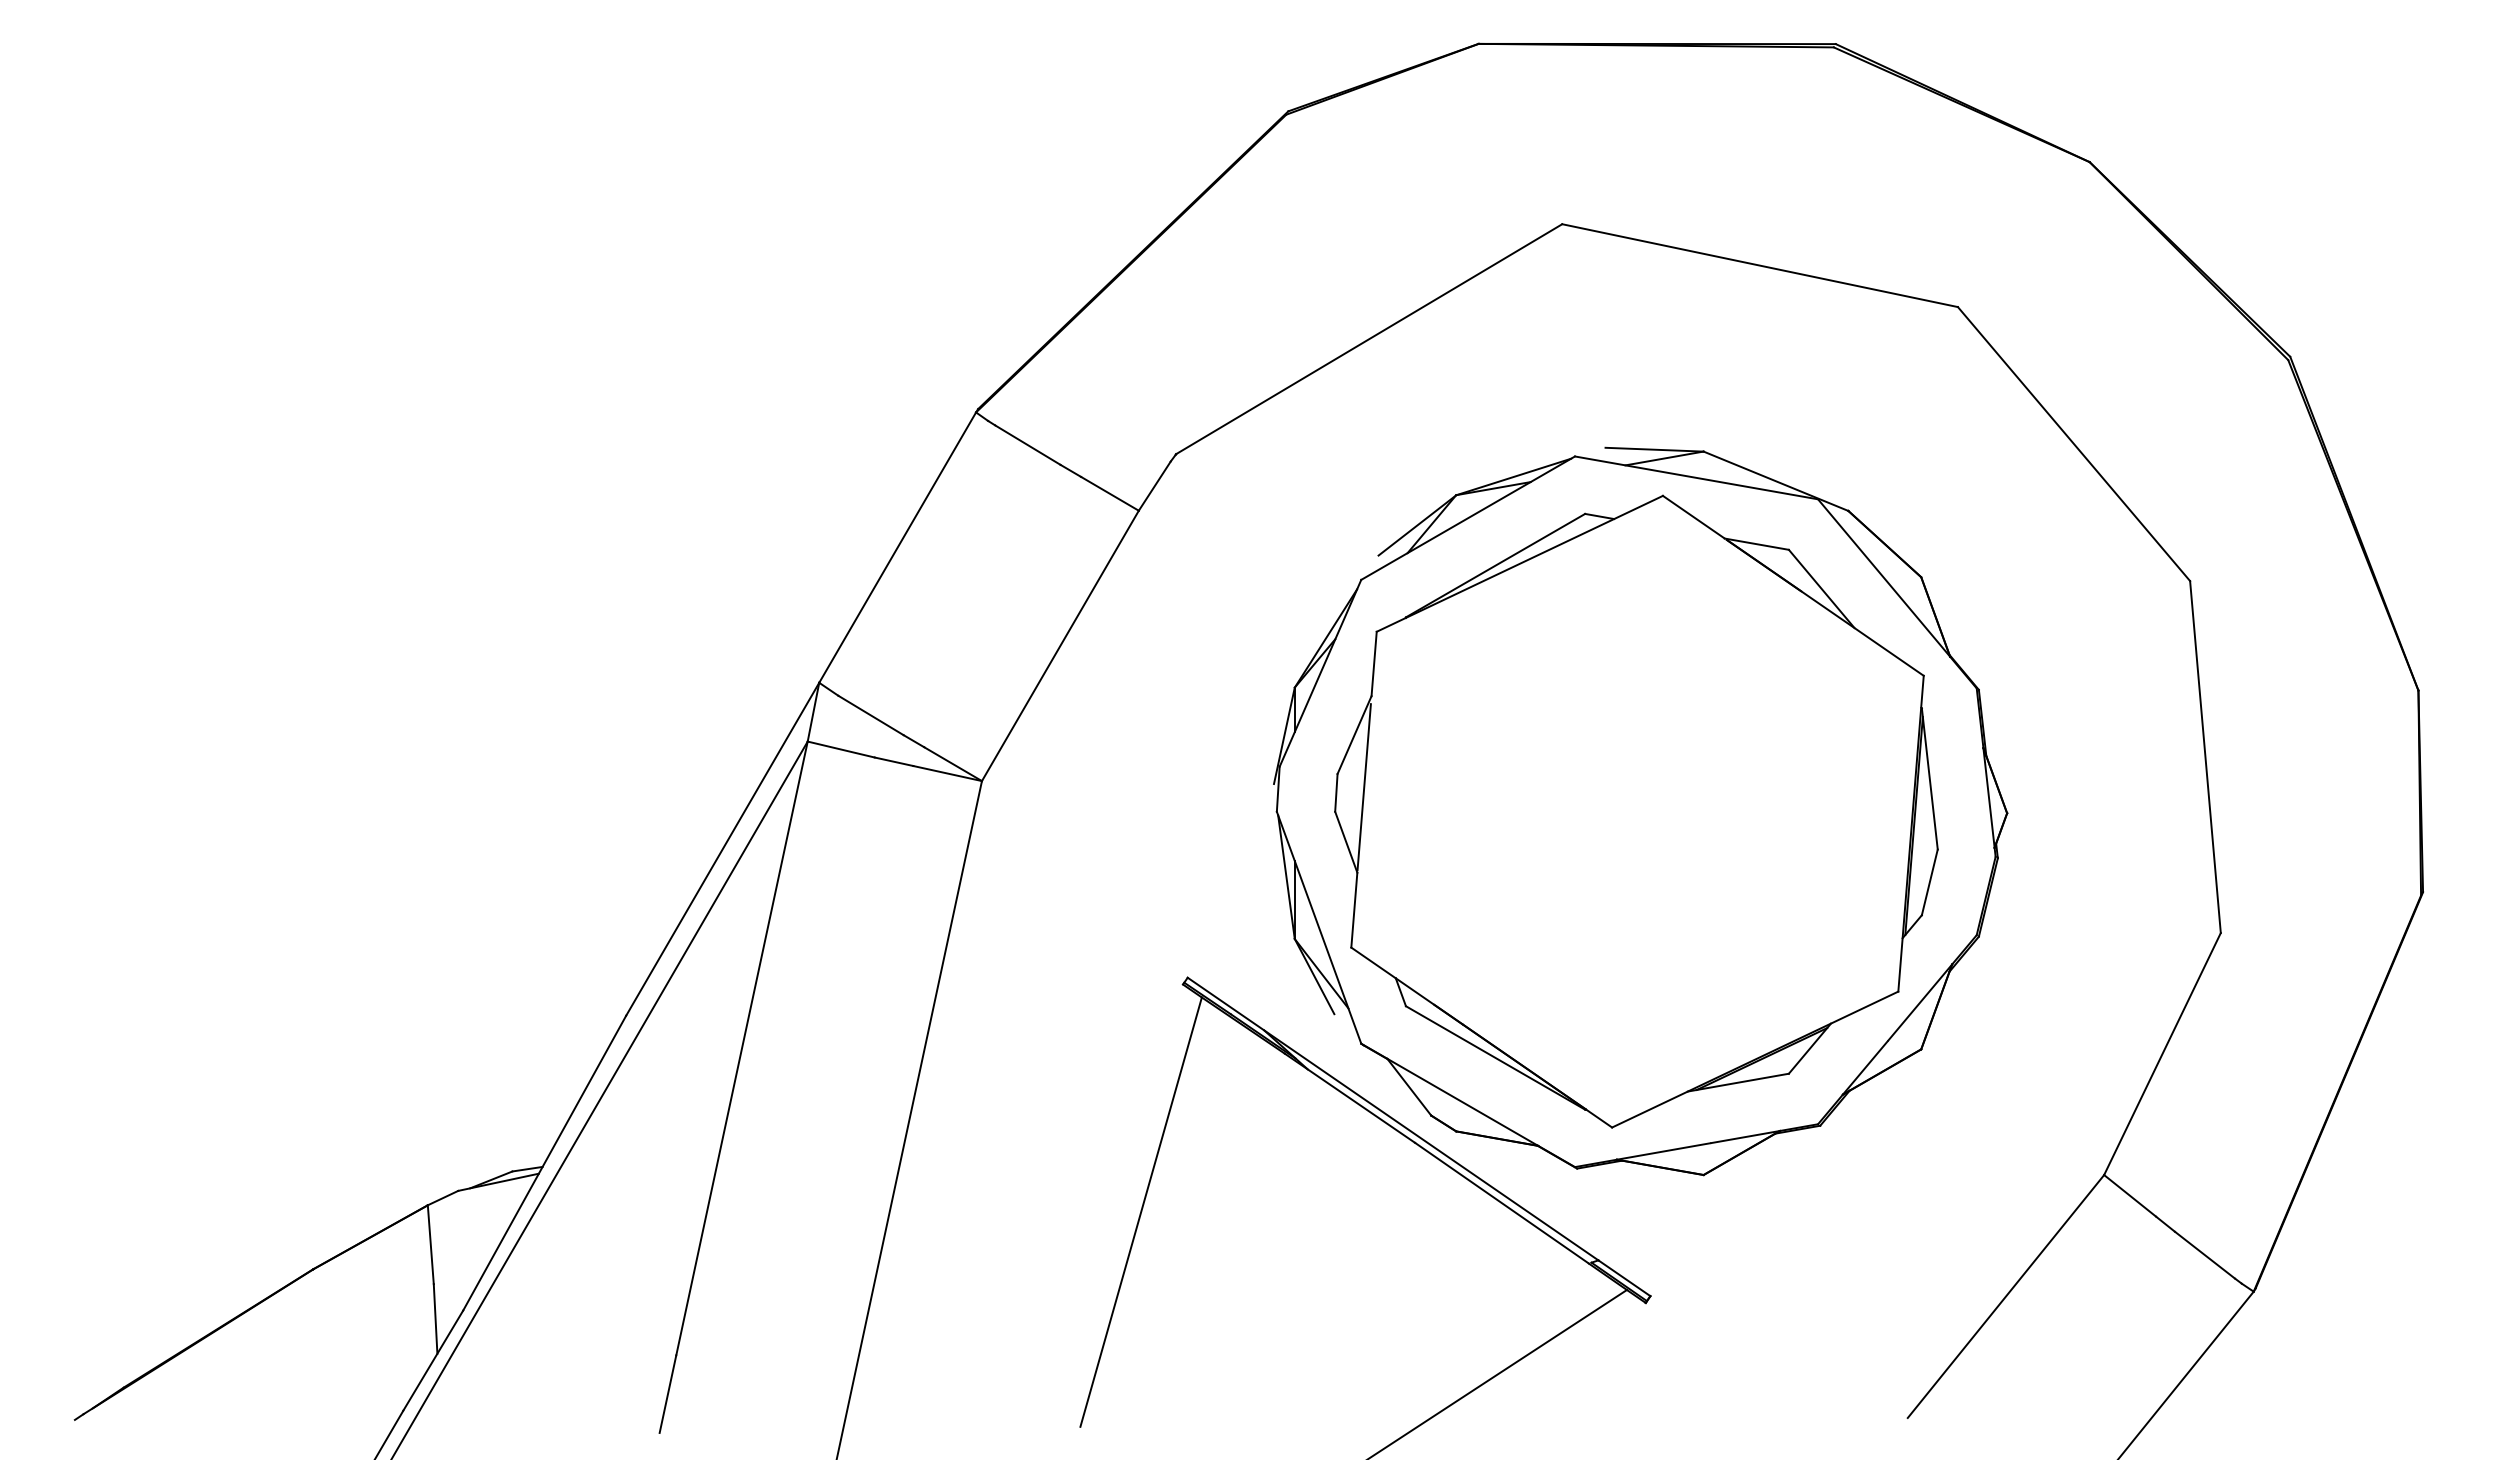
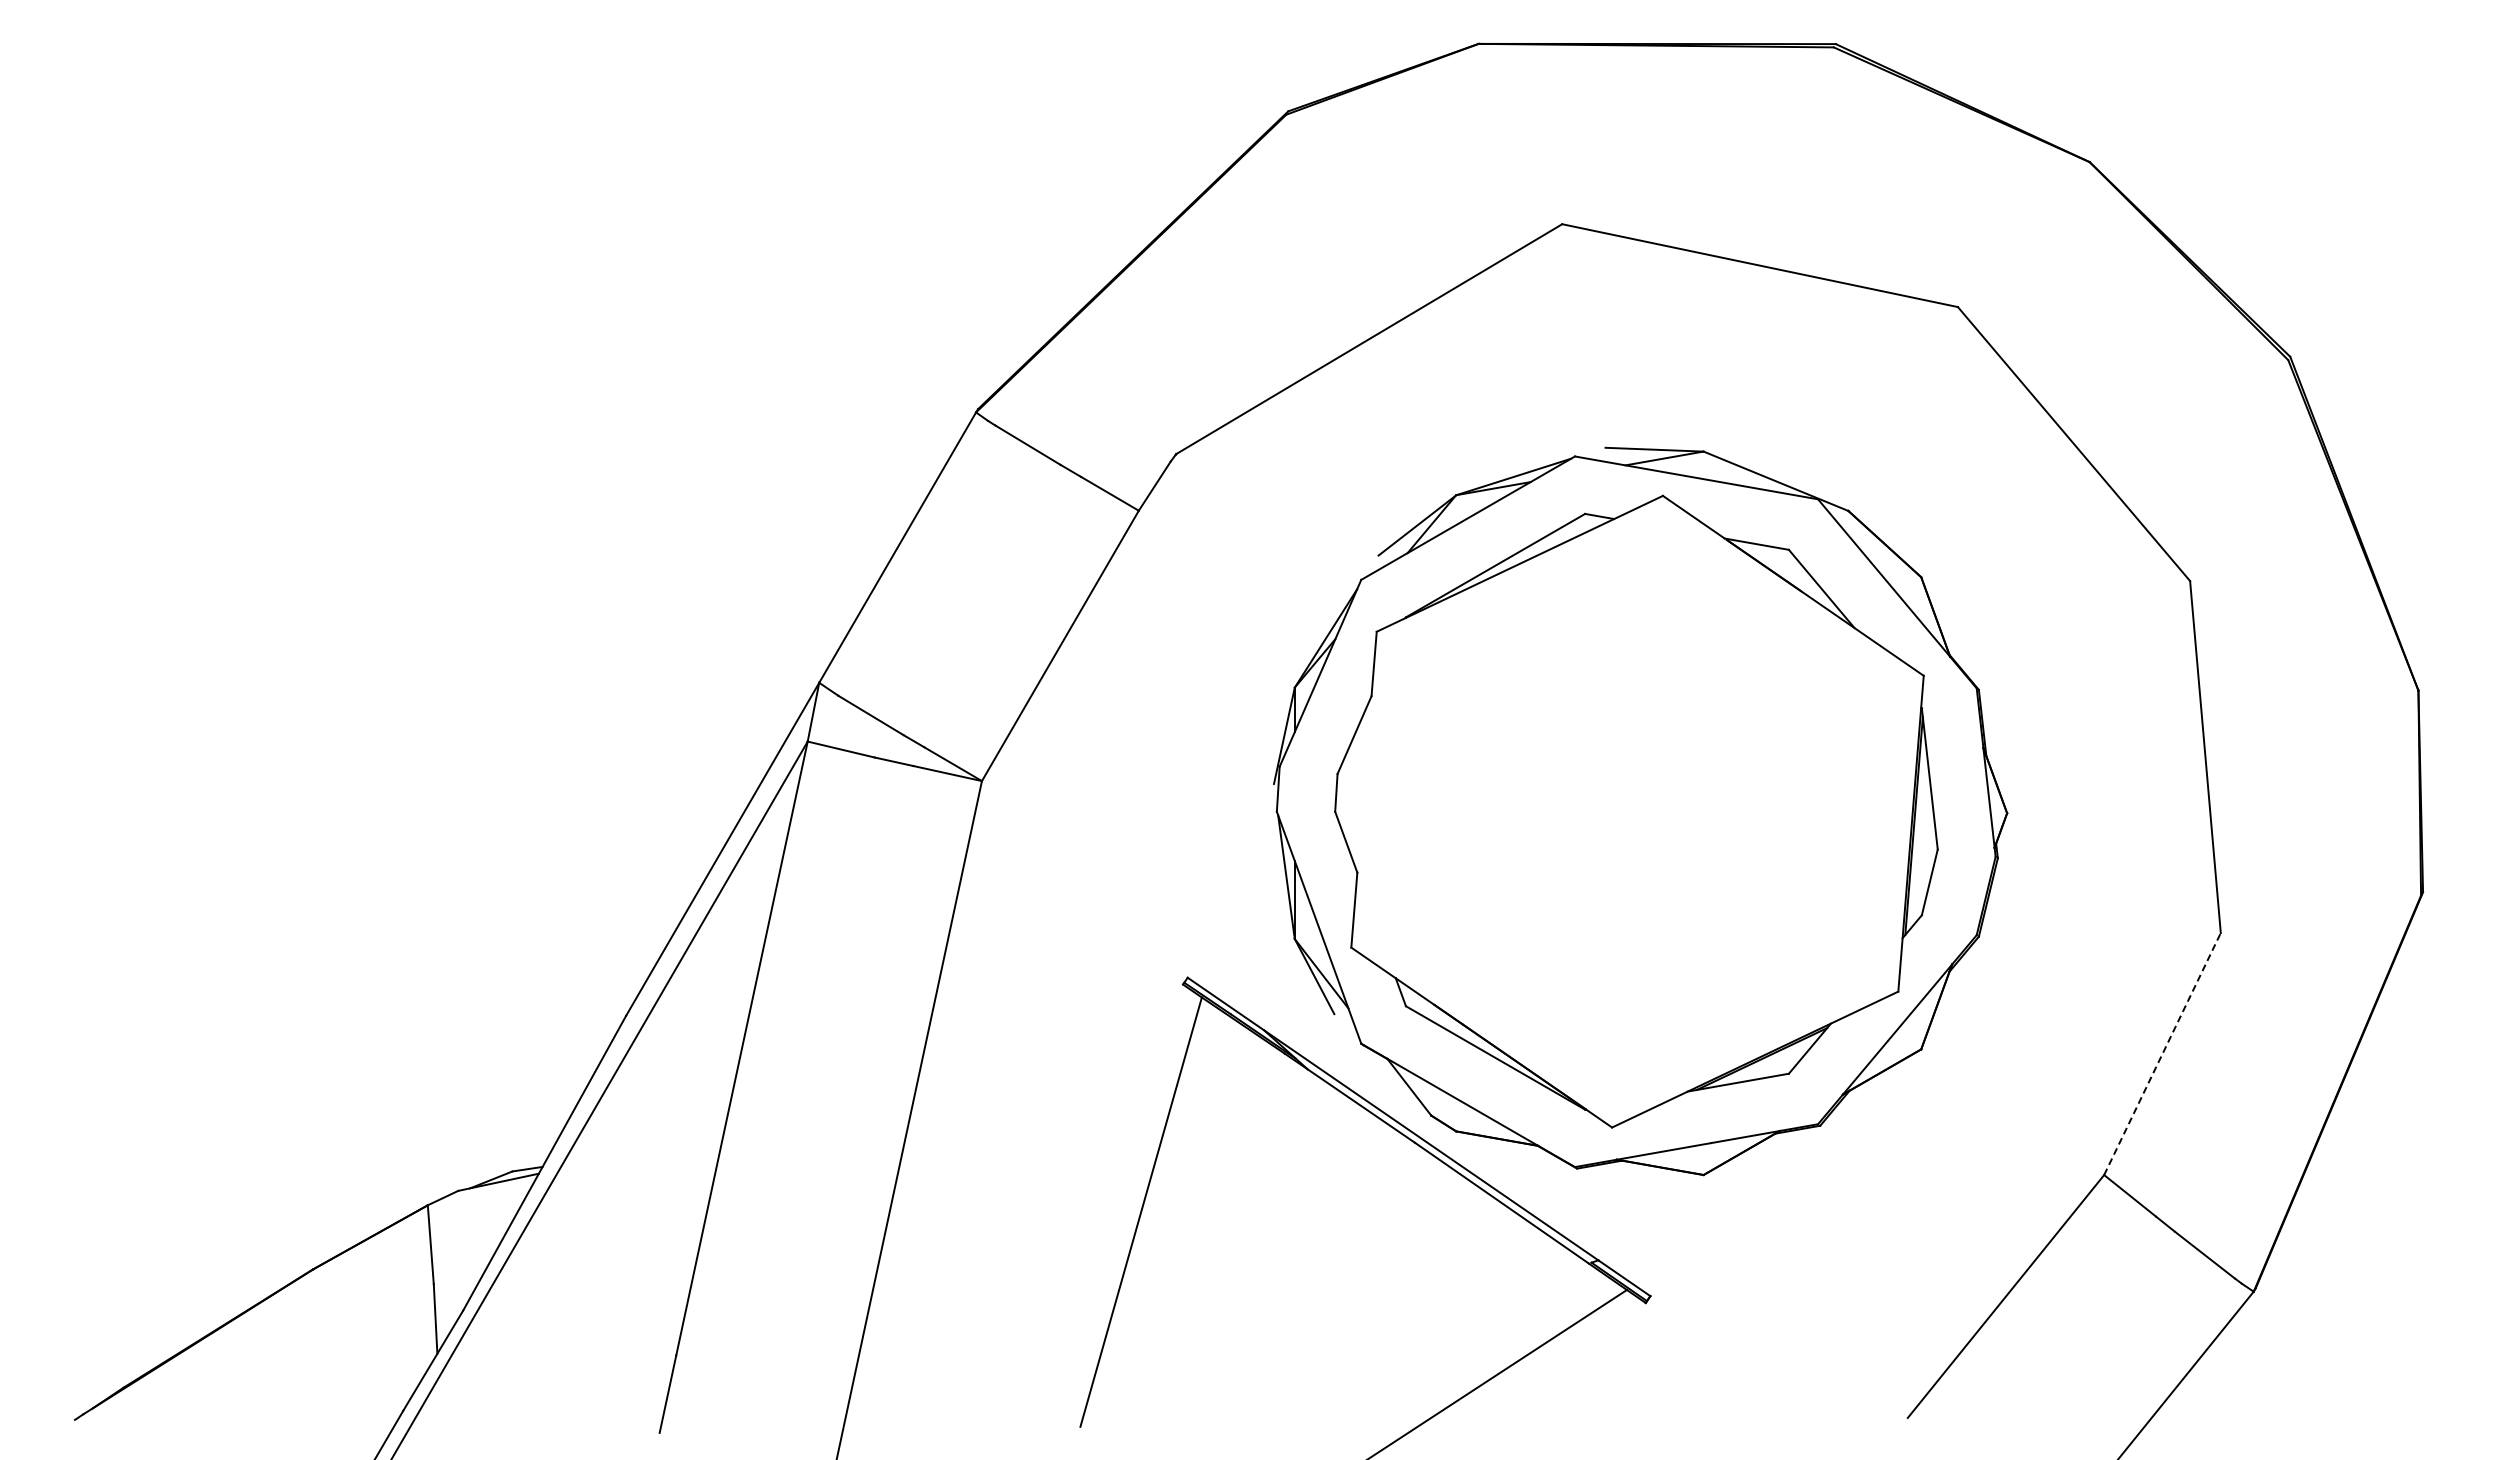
line: present -> none (1363, 787)
line: solid -> dashed (2162, 1053)
